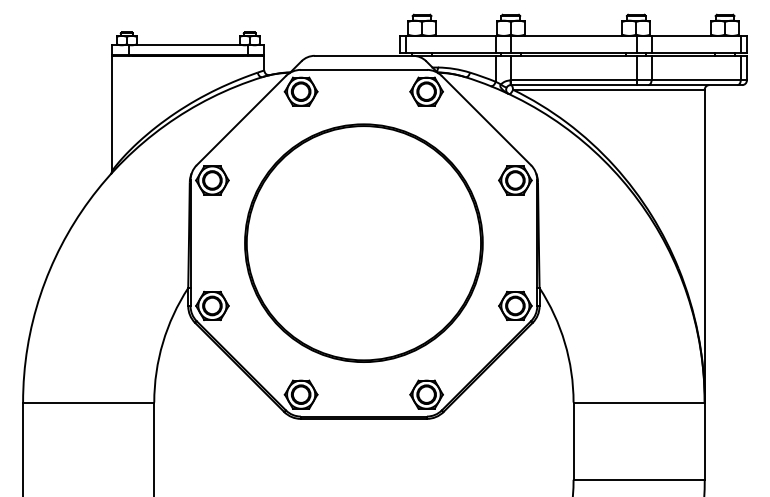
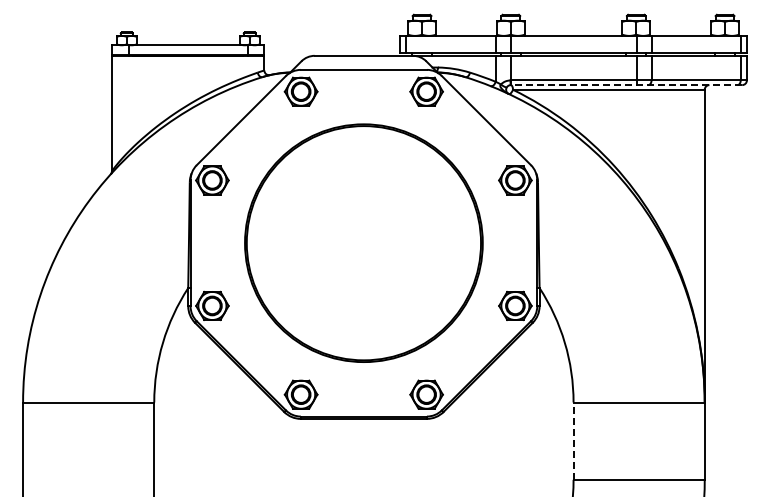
line: solid -> dashed (626, 85)
line: solid -> dashed (573, 441)
